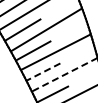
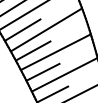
line: dashed -> solid (42, 72)
line: dashed -> solid (64, 74)
